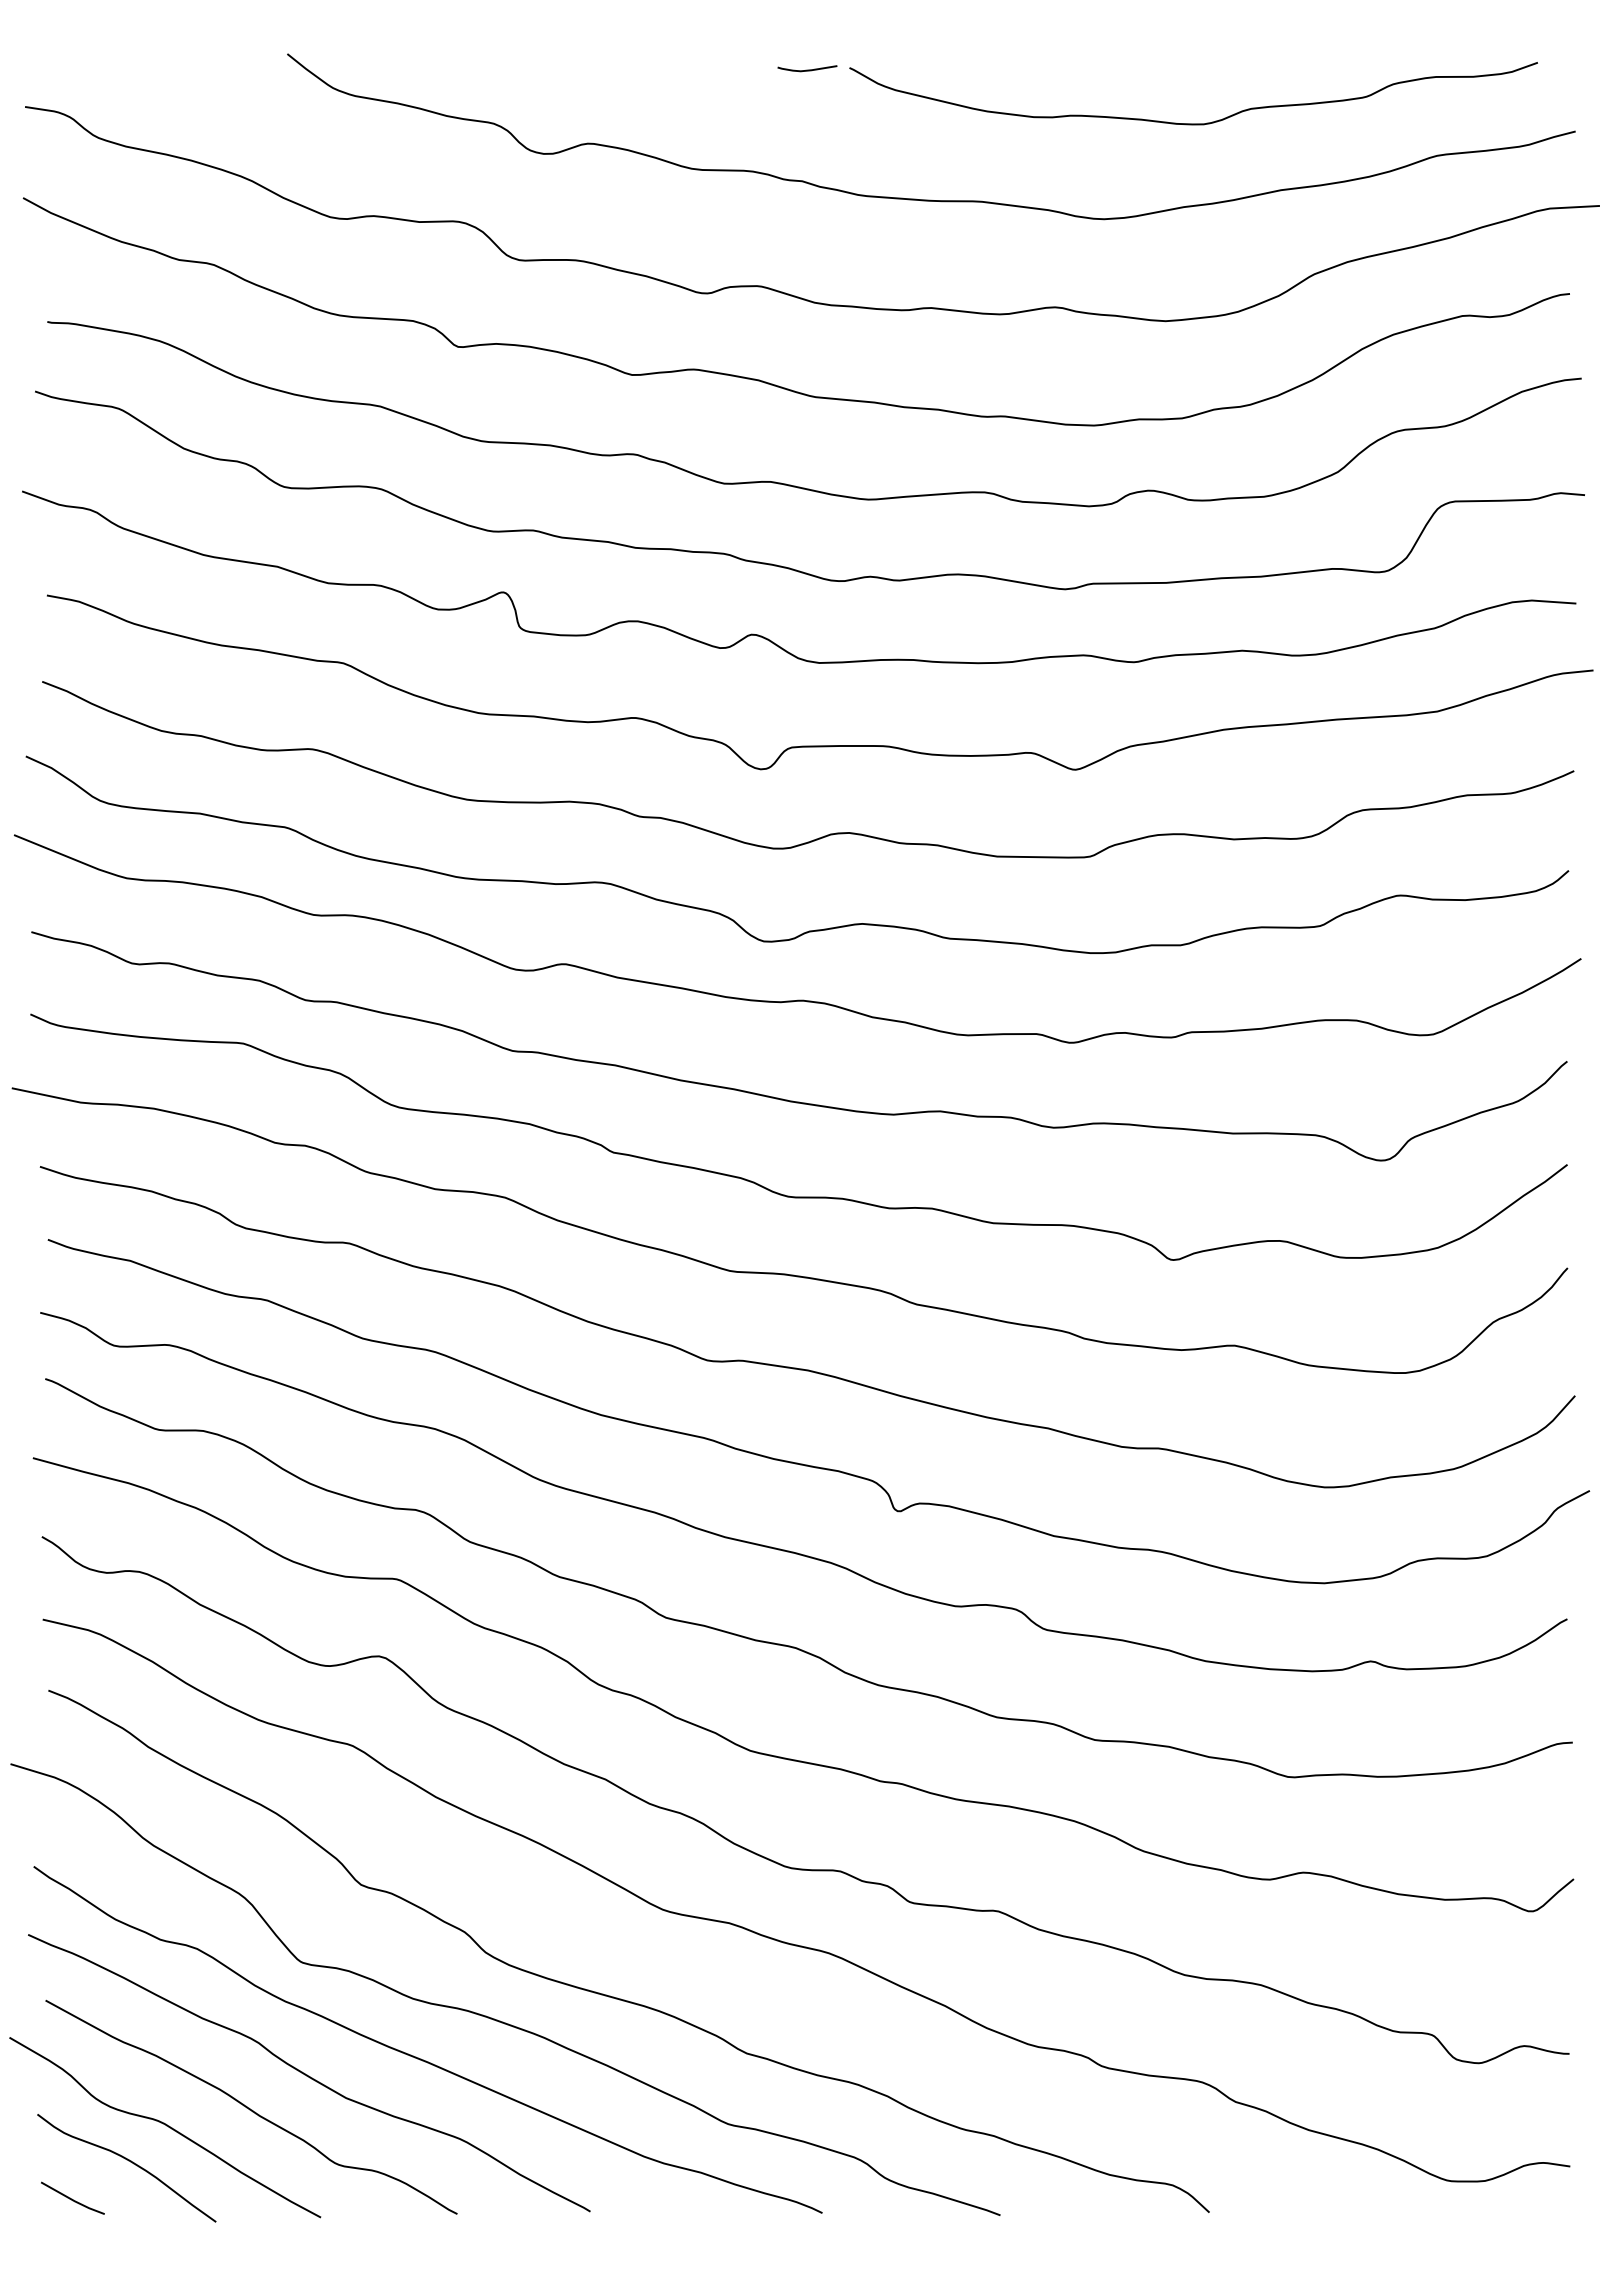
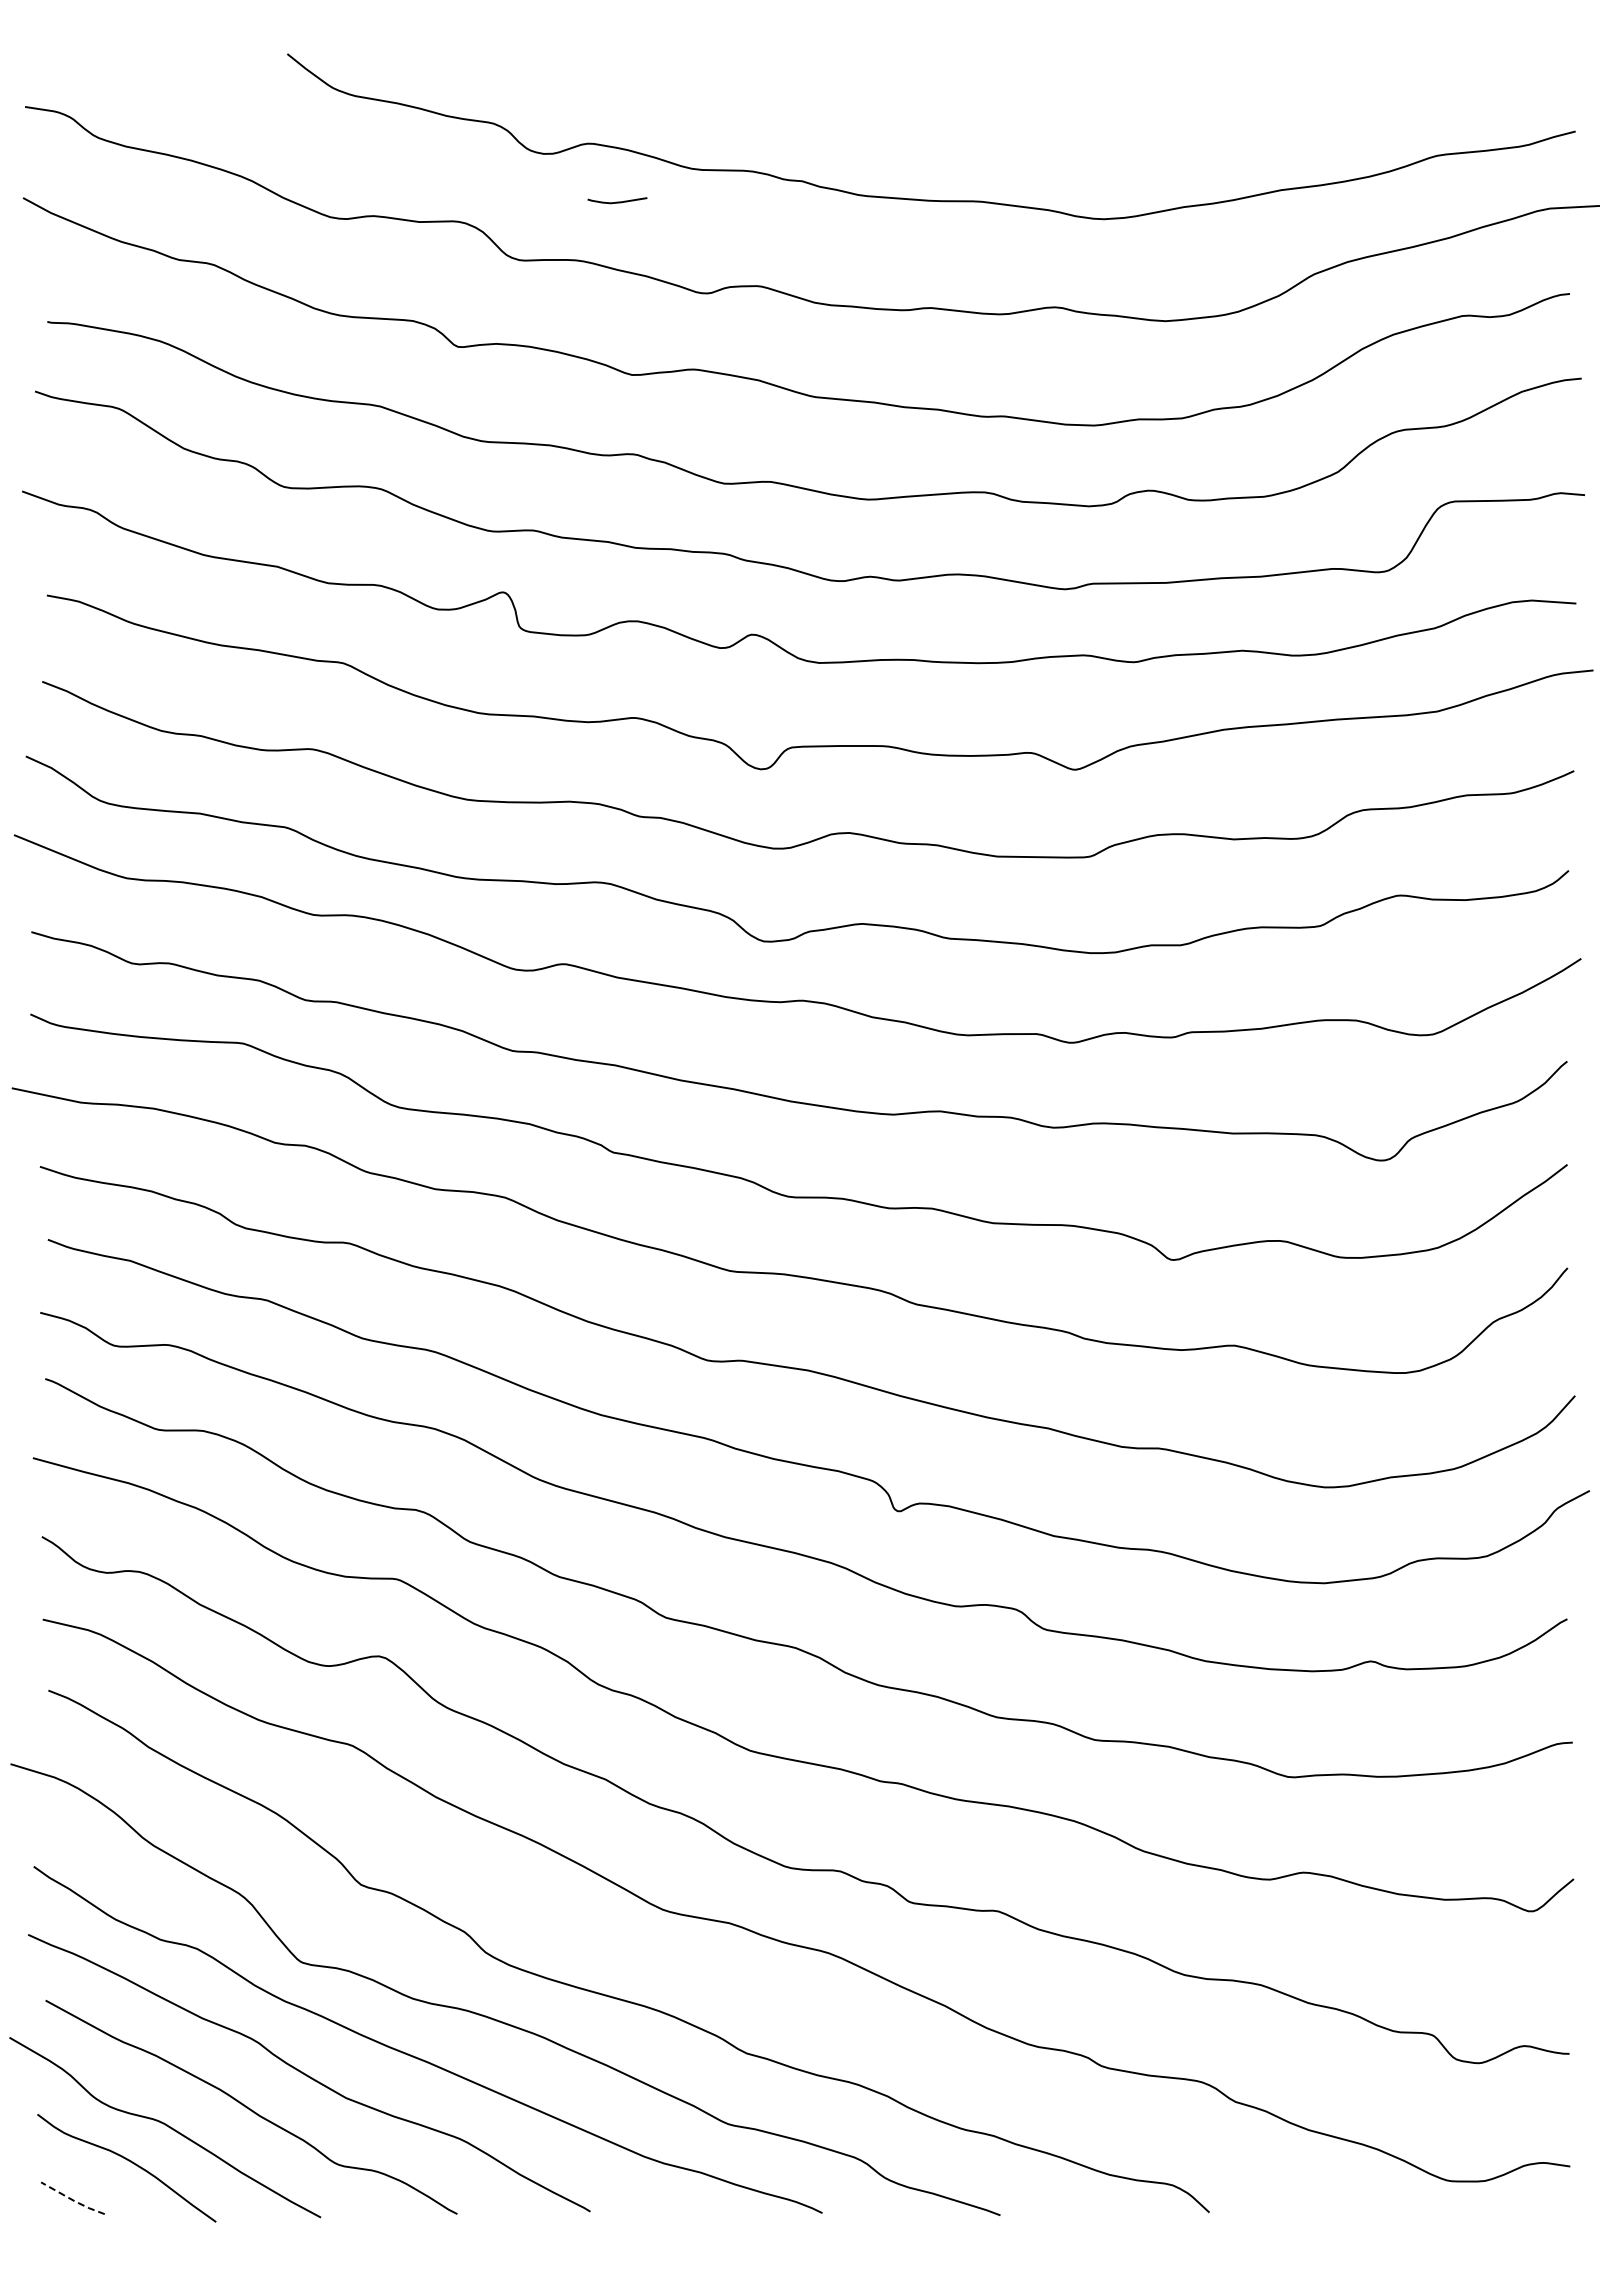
curve position: (807, 69) -> (617, 201) (617, 201)
curve: present -> none (1193, 123)
line: solid -> dashed (72, 2200)
